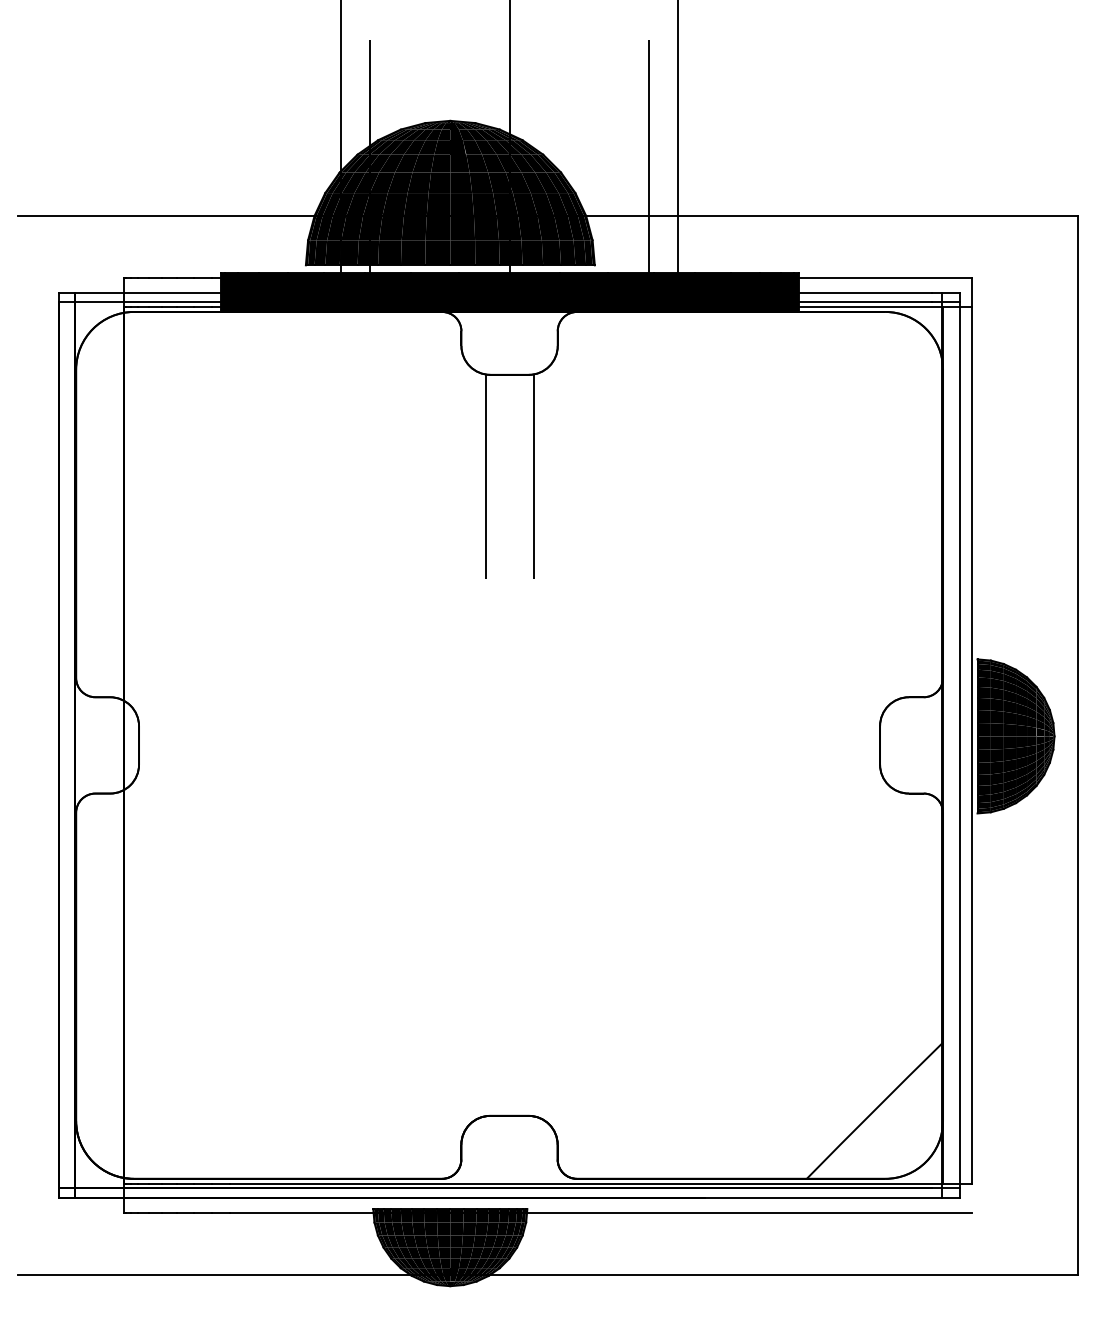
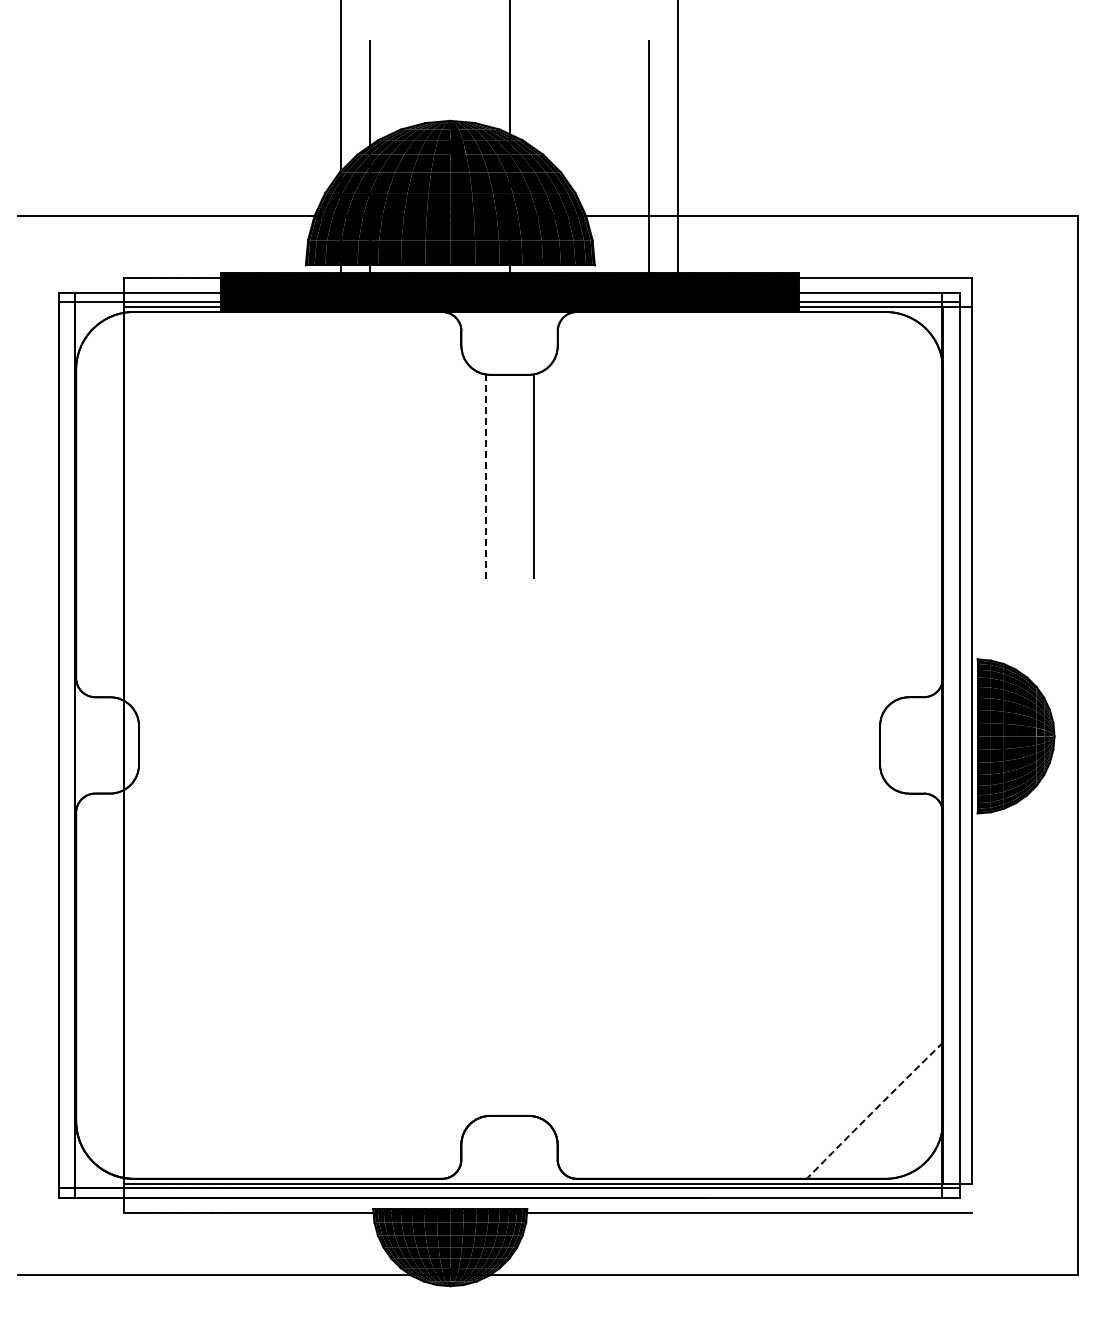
line: solid -> dashed (485, 477)
arc: solid -> dashed (874, 1110)
